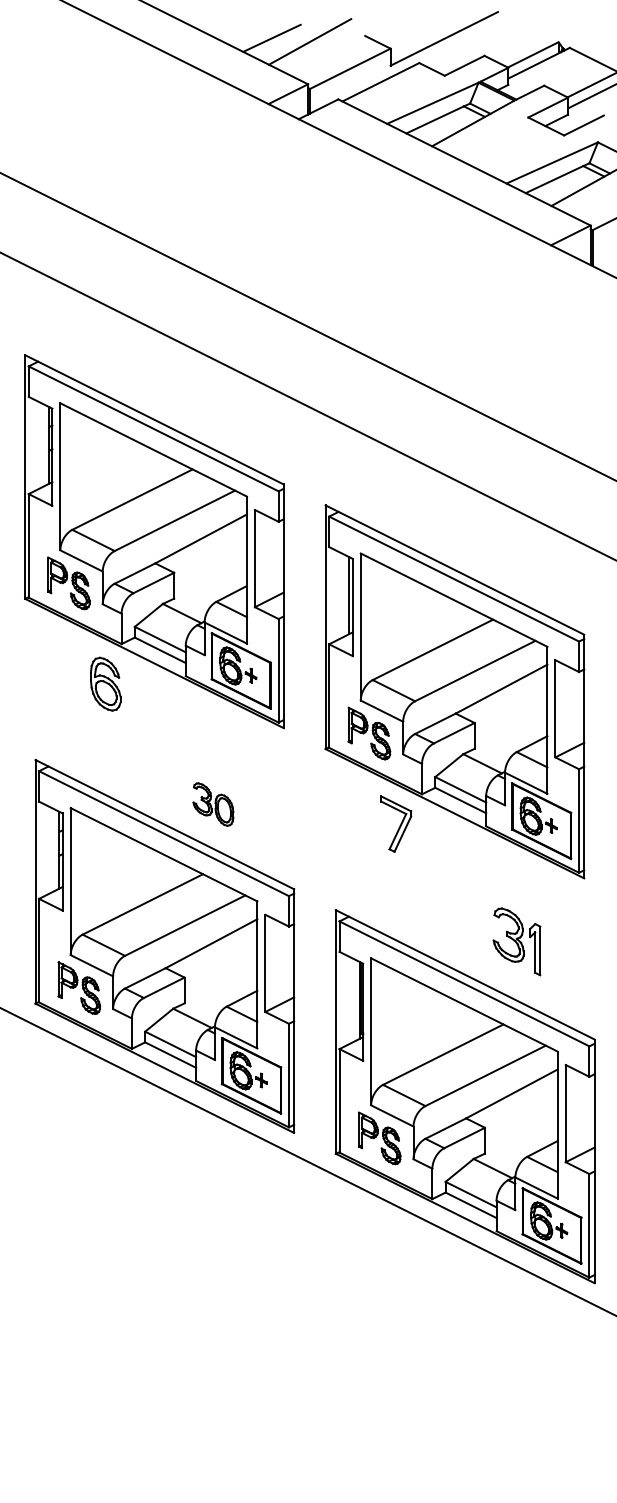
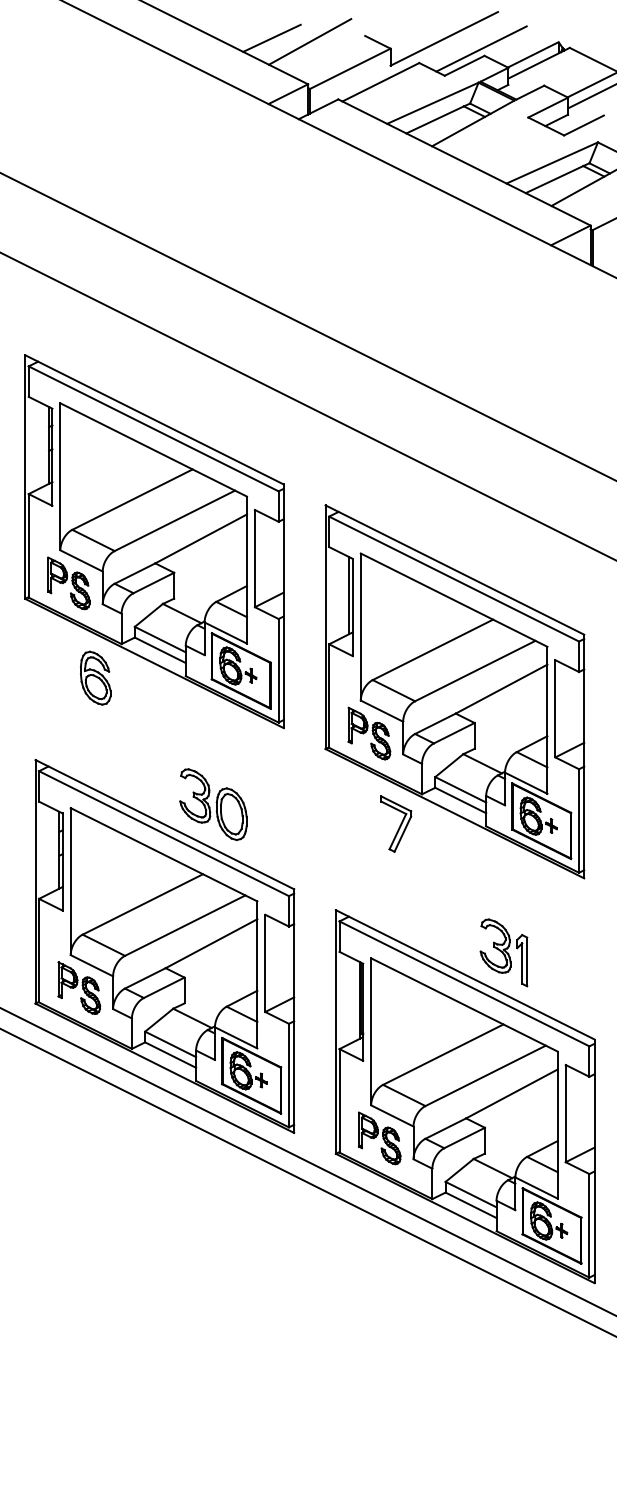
line: none -> present (481, 48)
part position: (105, 683) -> (95, 677) (95, 677)
part size: 43x45 px -> 69x73 px (213, 804)
part position: (516, 941) -> (503, 952) (503, 952)
line: none -> present (307, 1182)
